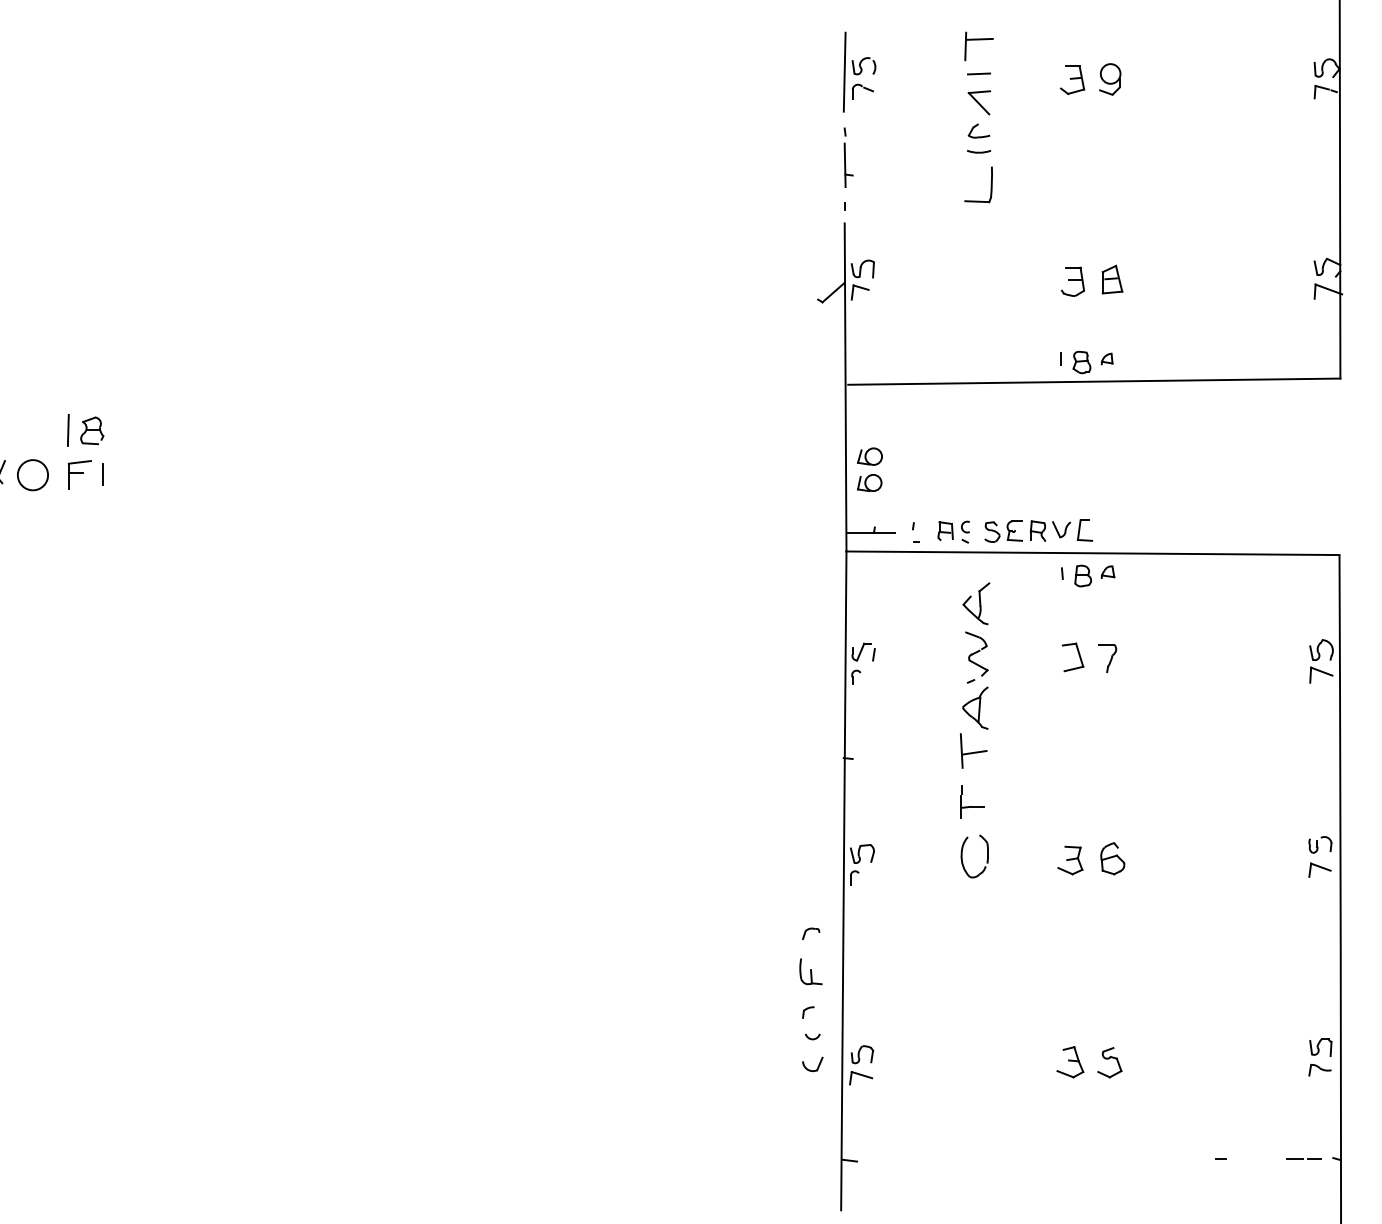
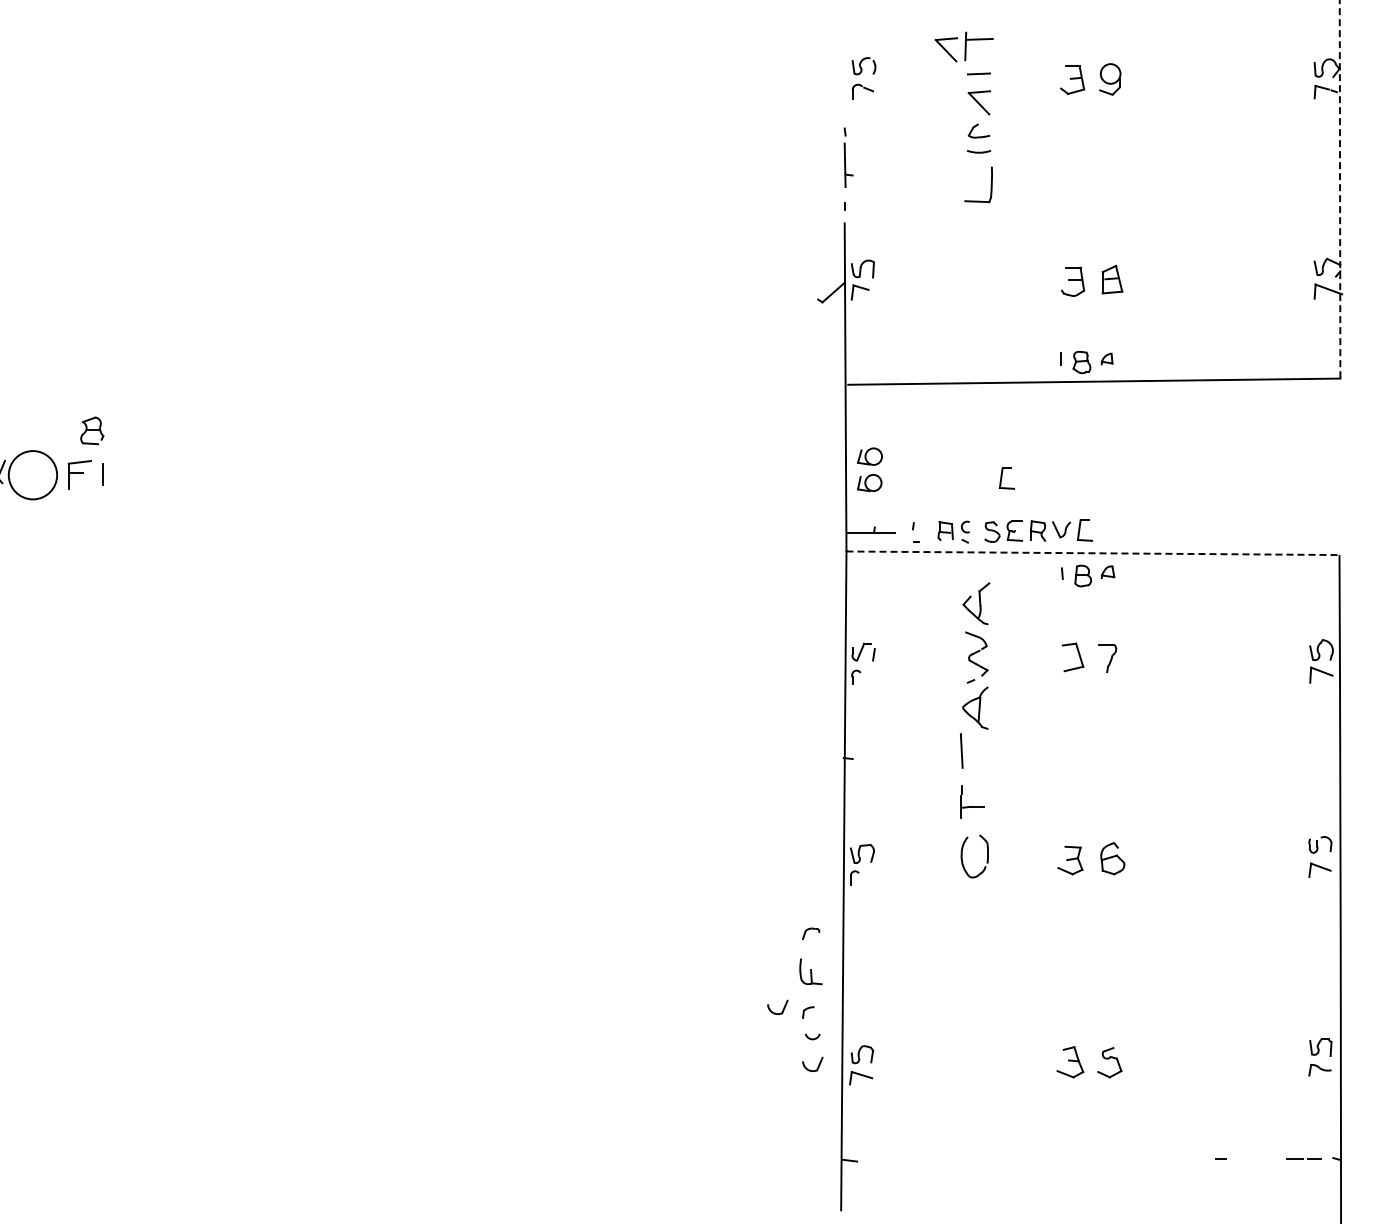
part: none -> present (946, 49)
line: present -> none (844, 71)
line: solid -> dashed (1340, 189)
line: present -> none (67, 429)
circle diameter: 30 px -> 48 px (32, 475)
part: none -> present (1006, 478)
line: solid -> dashed (1092, 553)
line: present -> none (974, 752)
part: none -> present (777, 1007)
